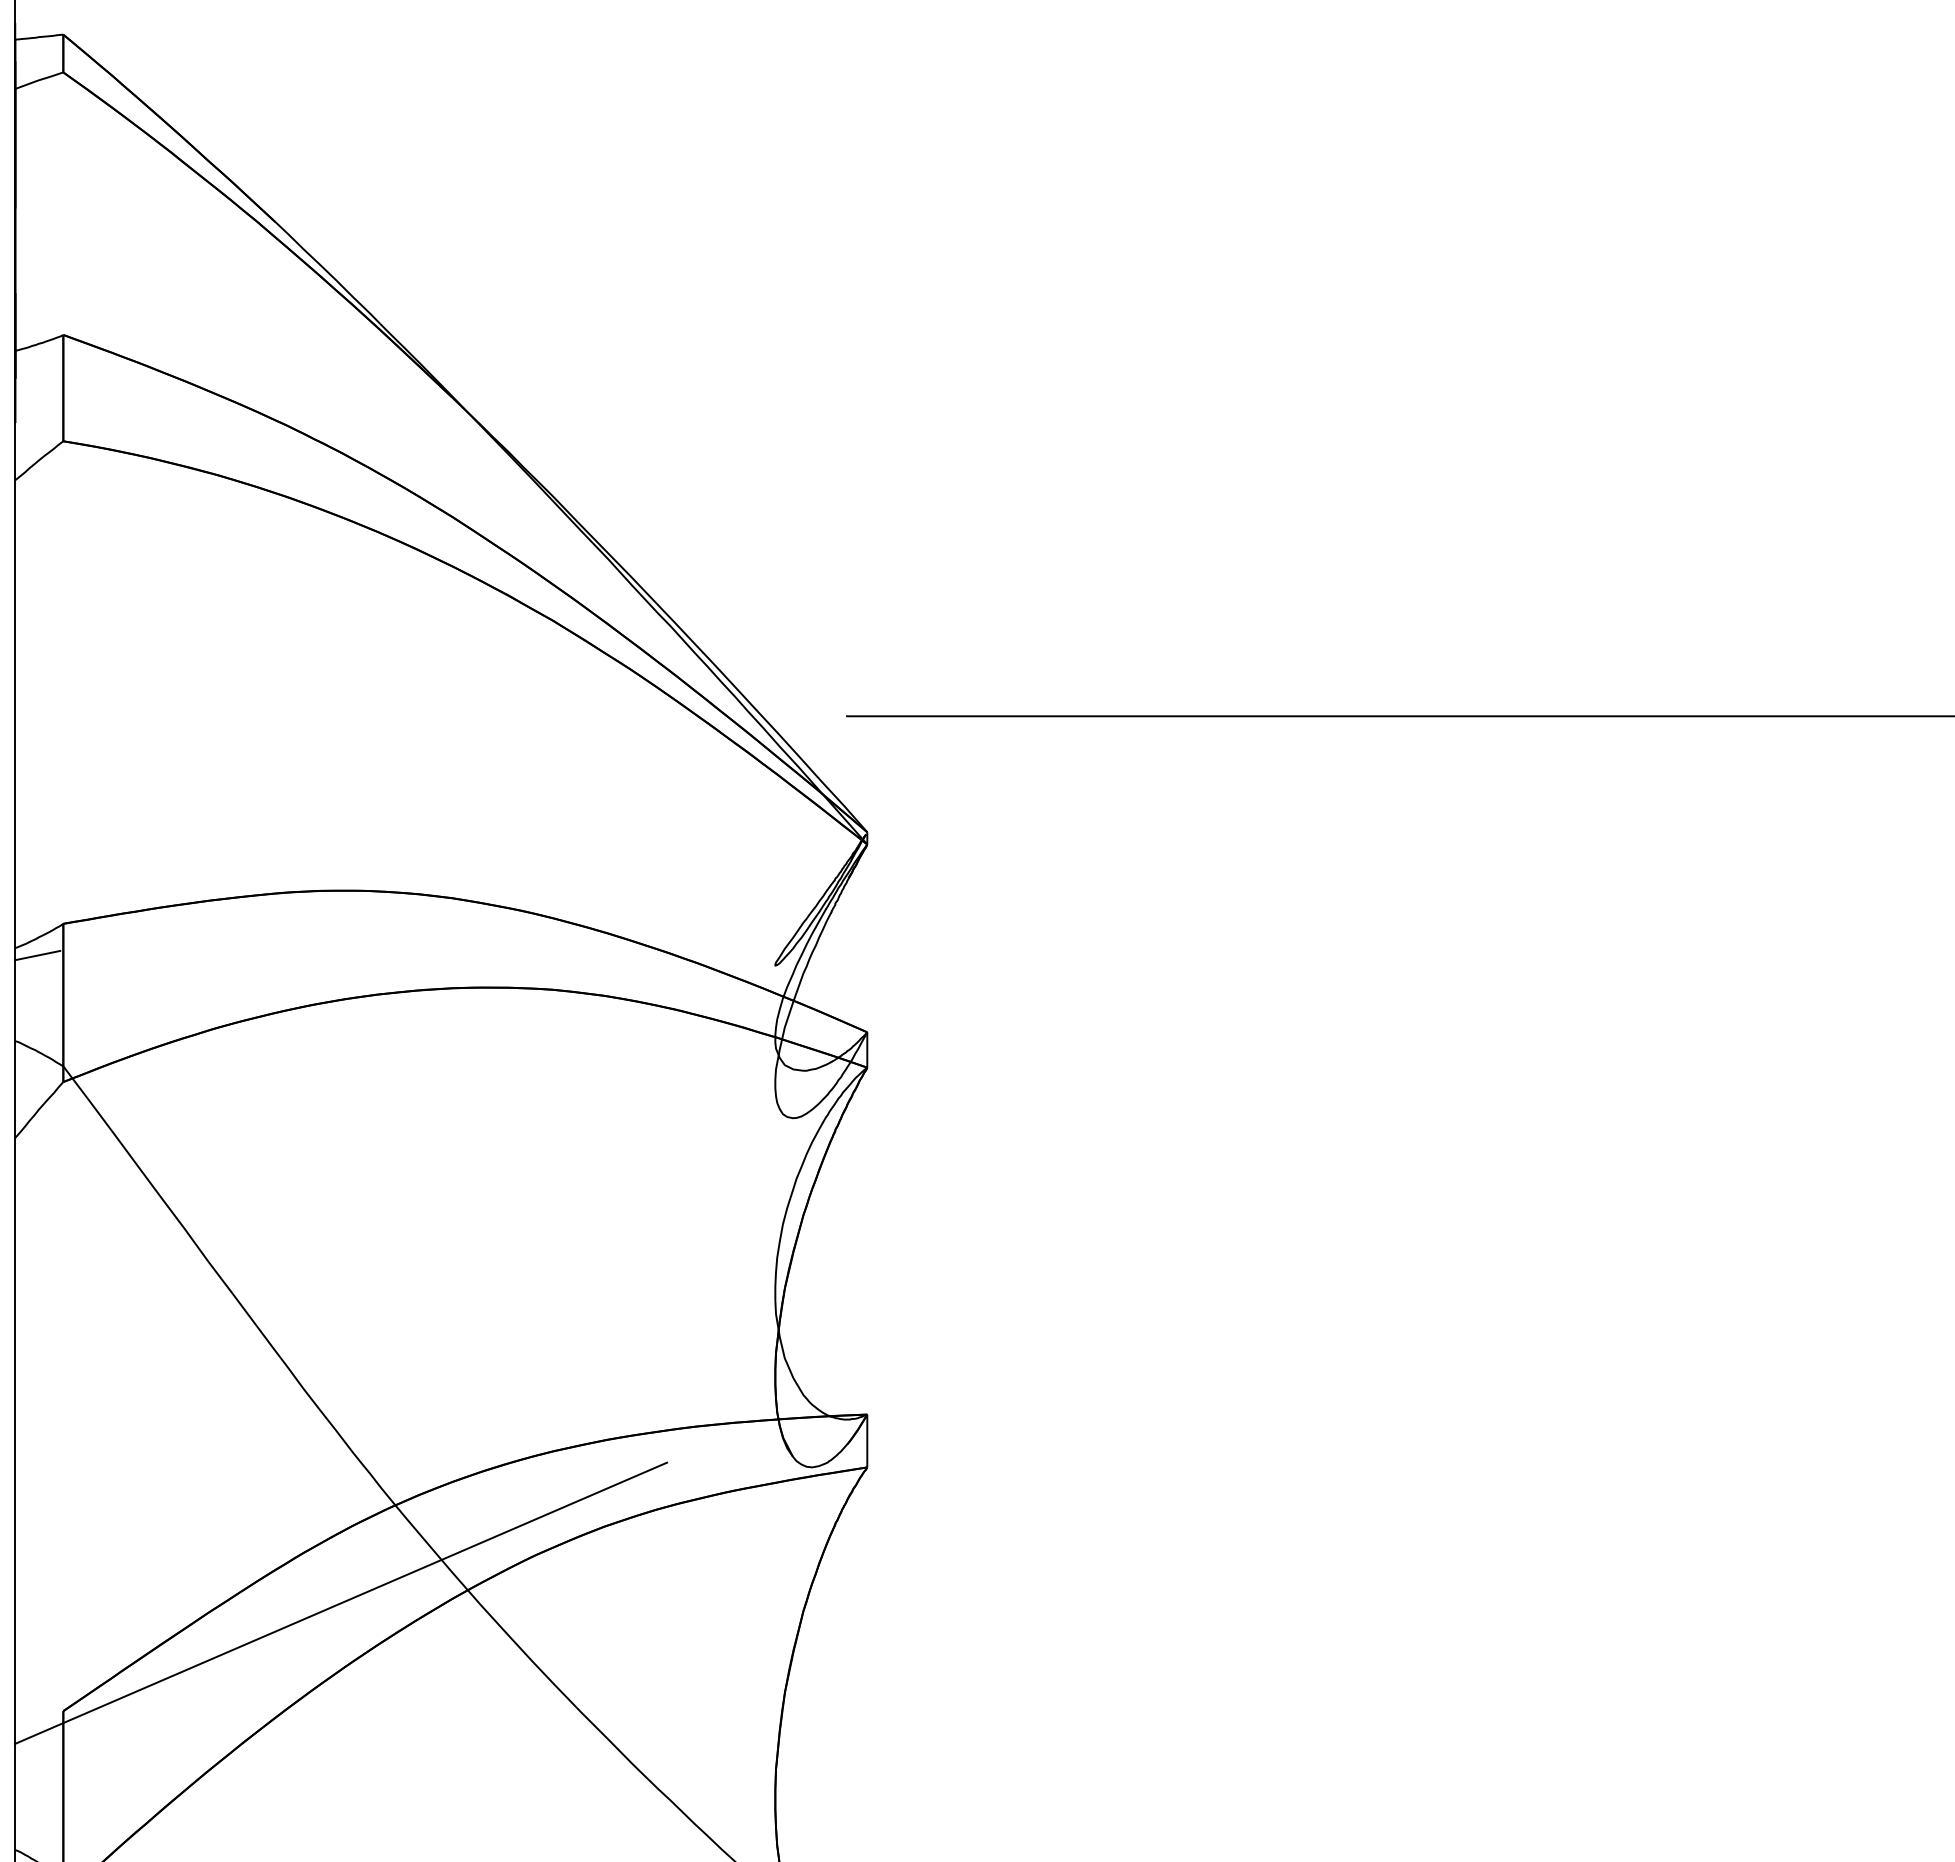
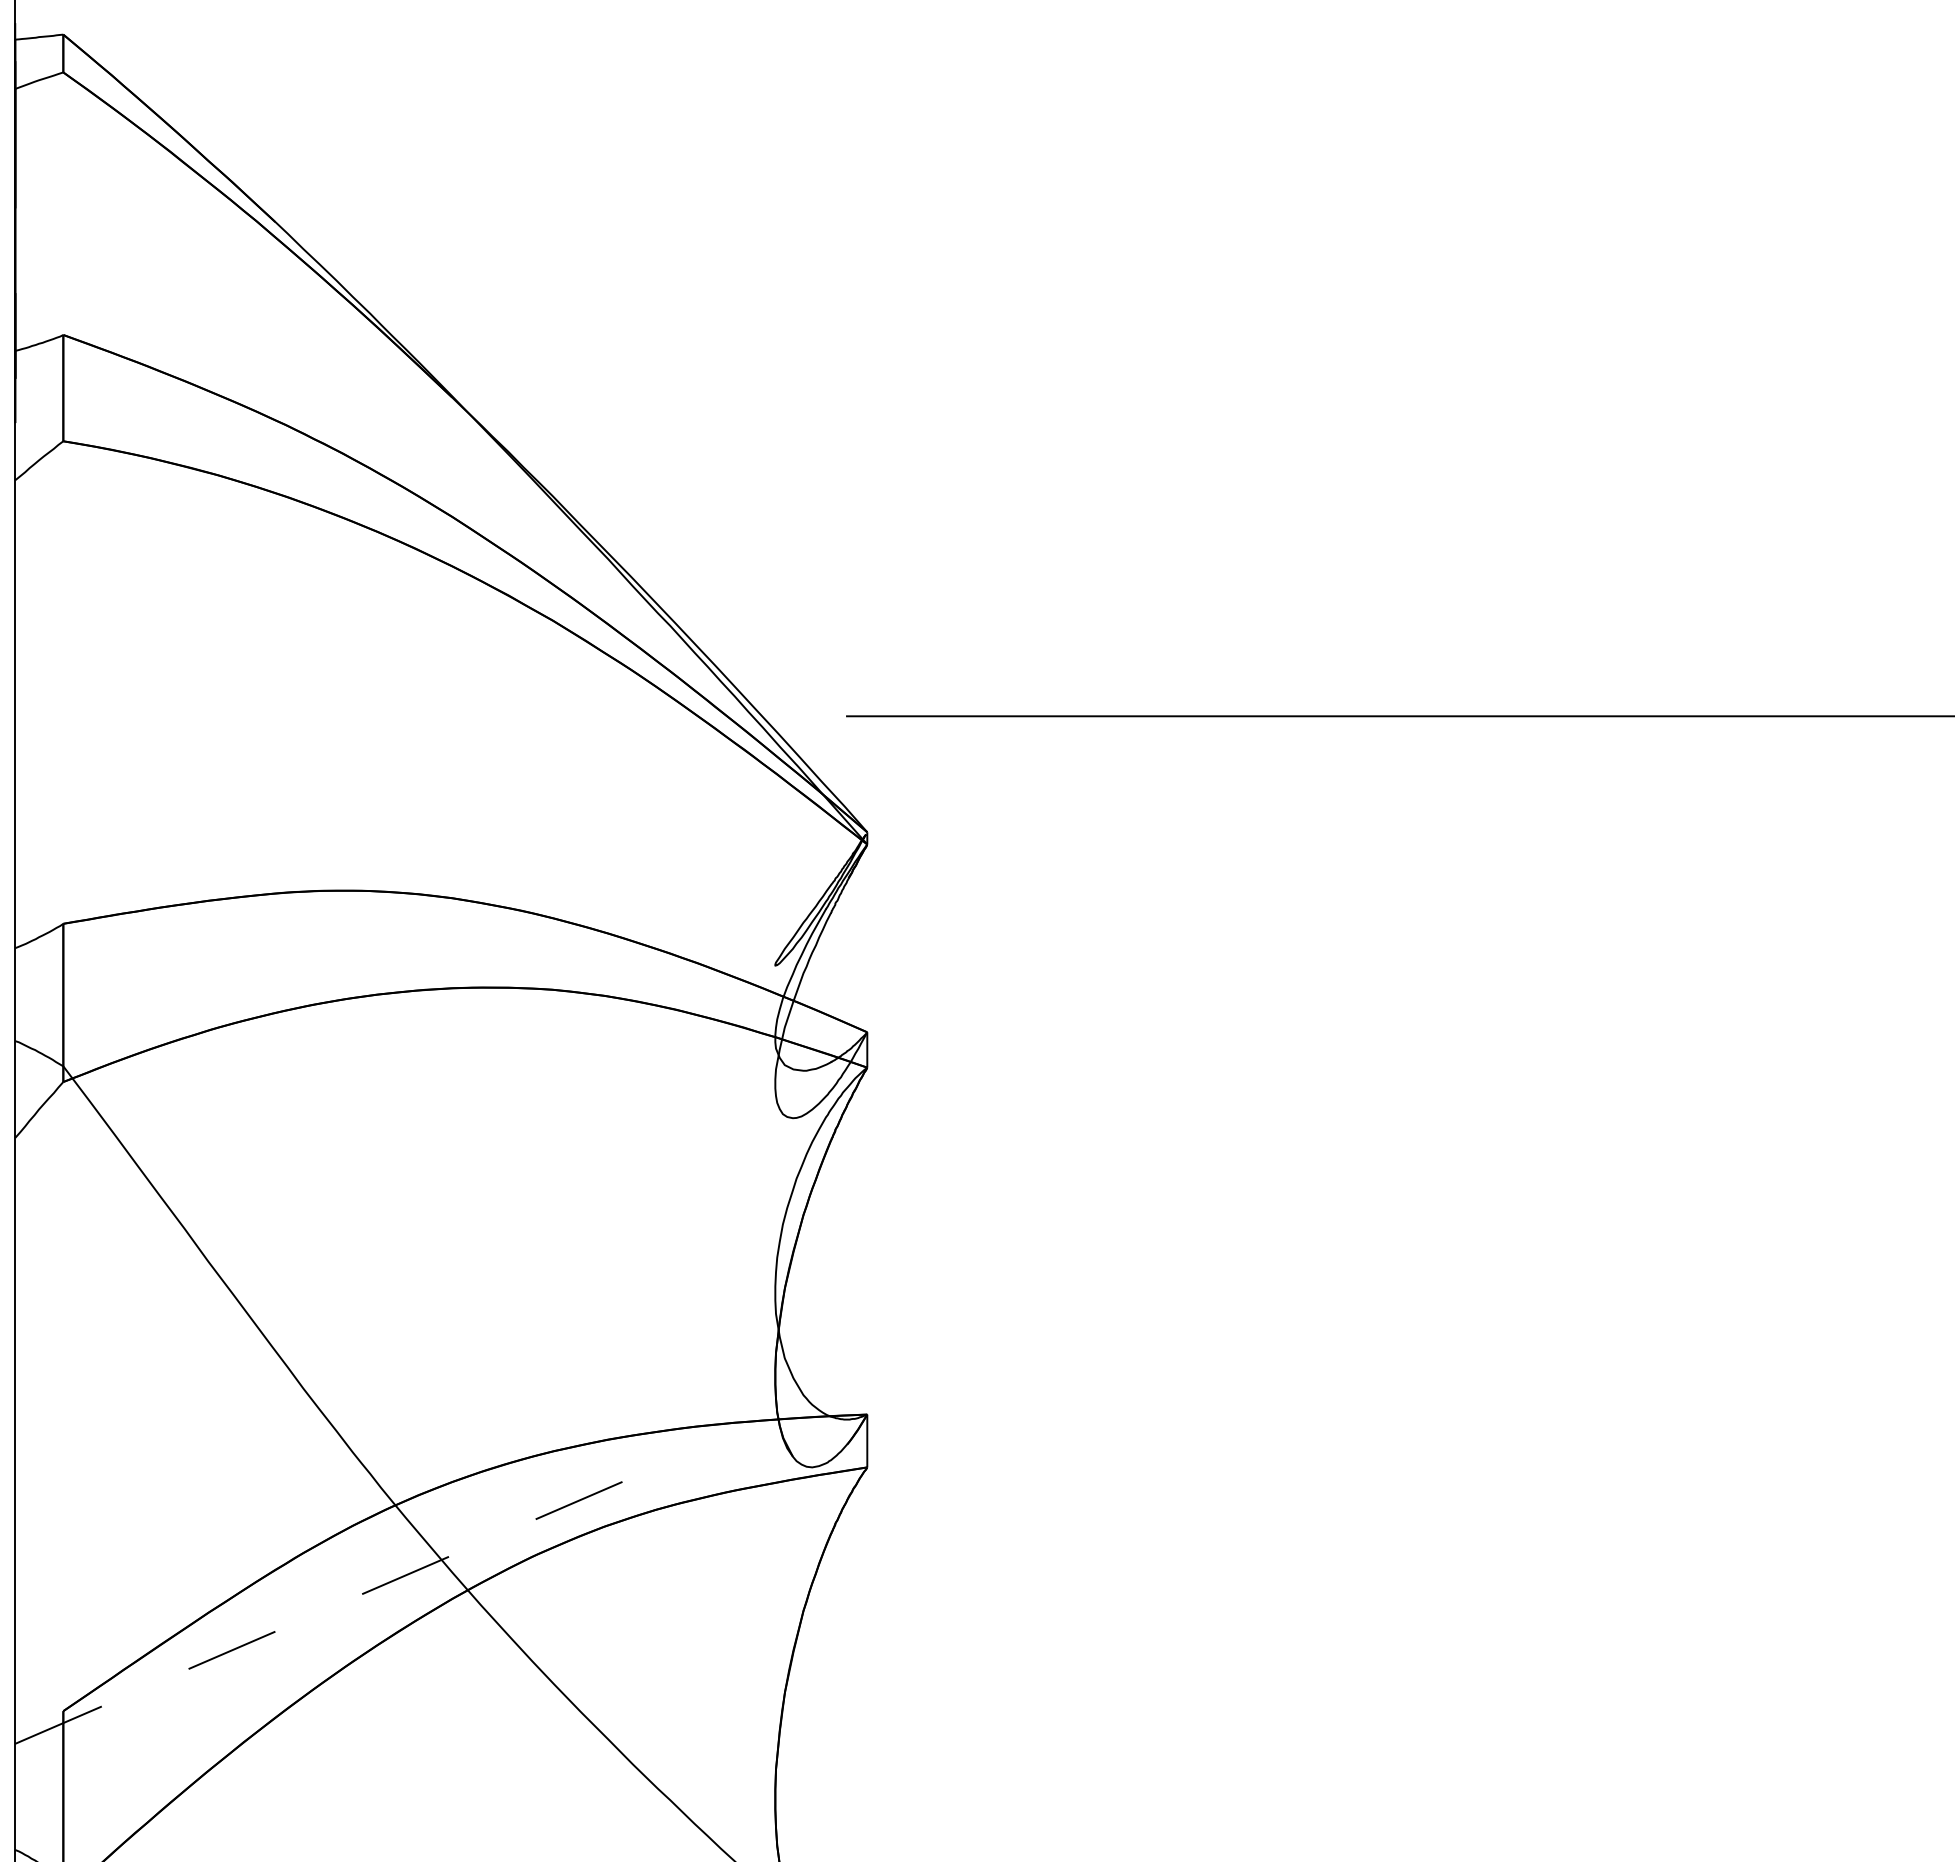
line: present -> none (37, 955)
line: solid -> dashed (341, 1603)
